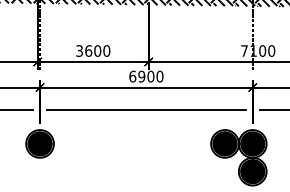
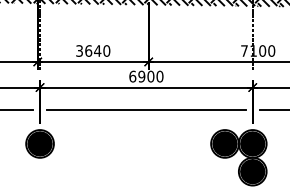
text: 3600 -> 3640 (97, 50)
